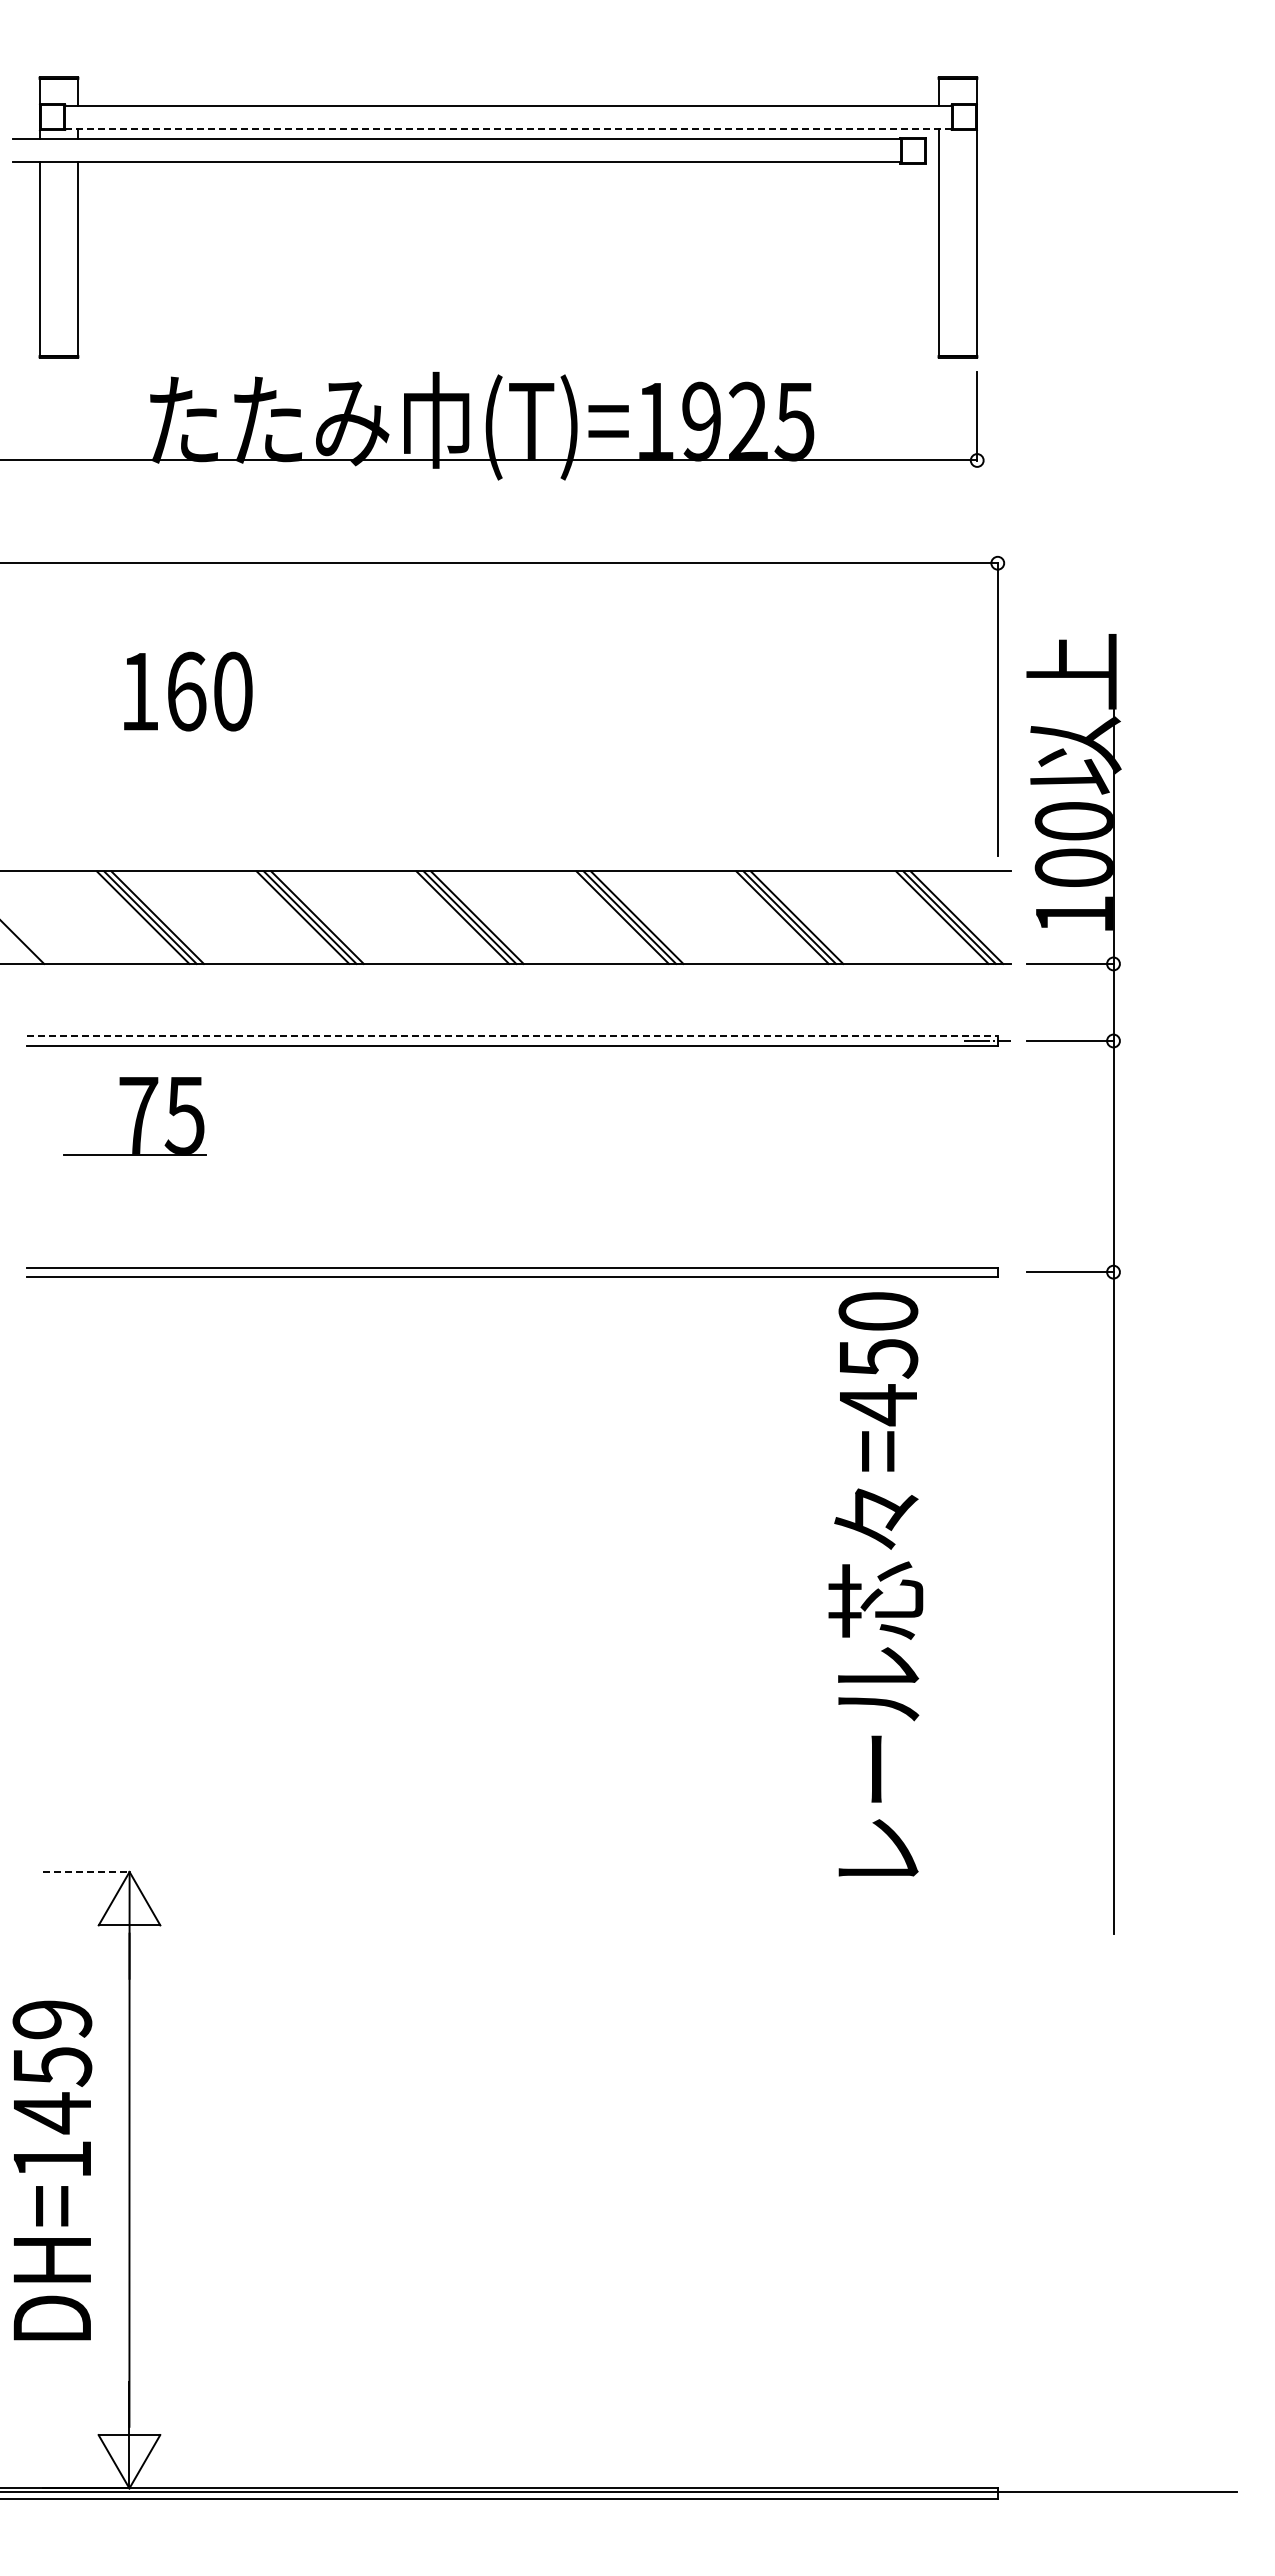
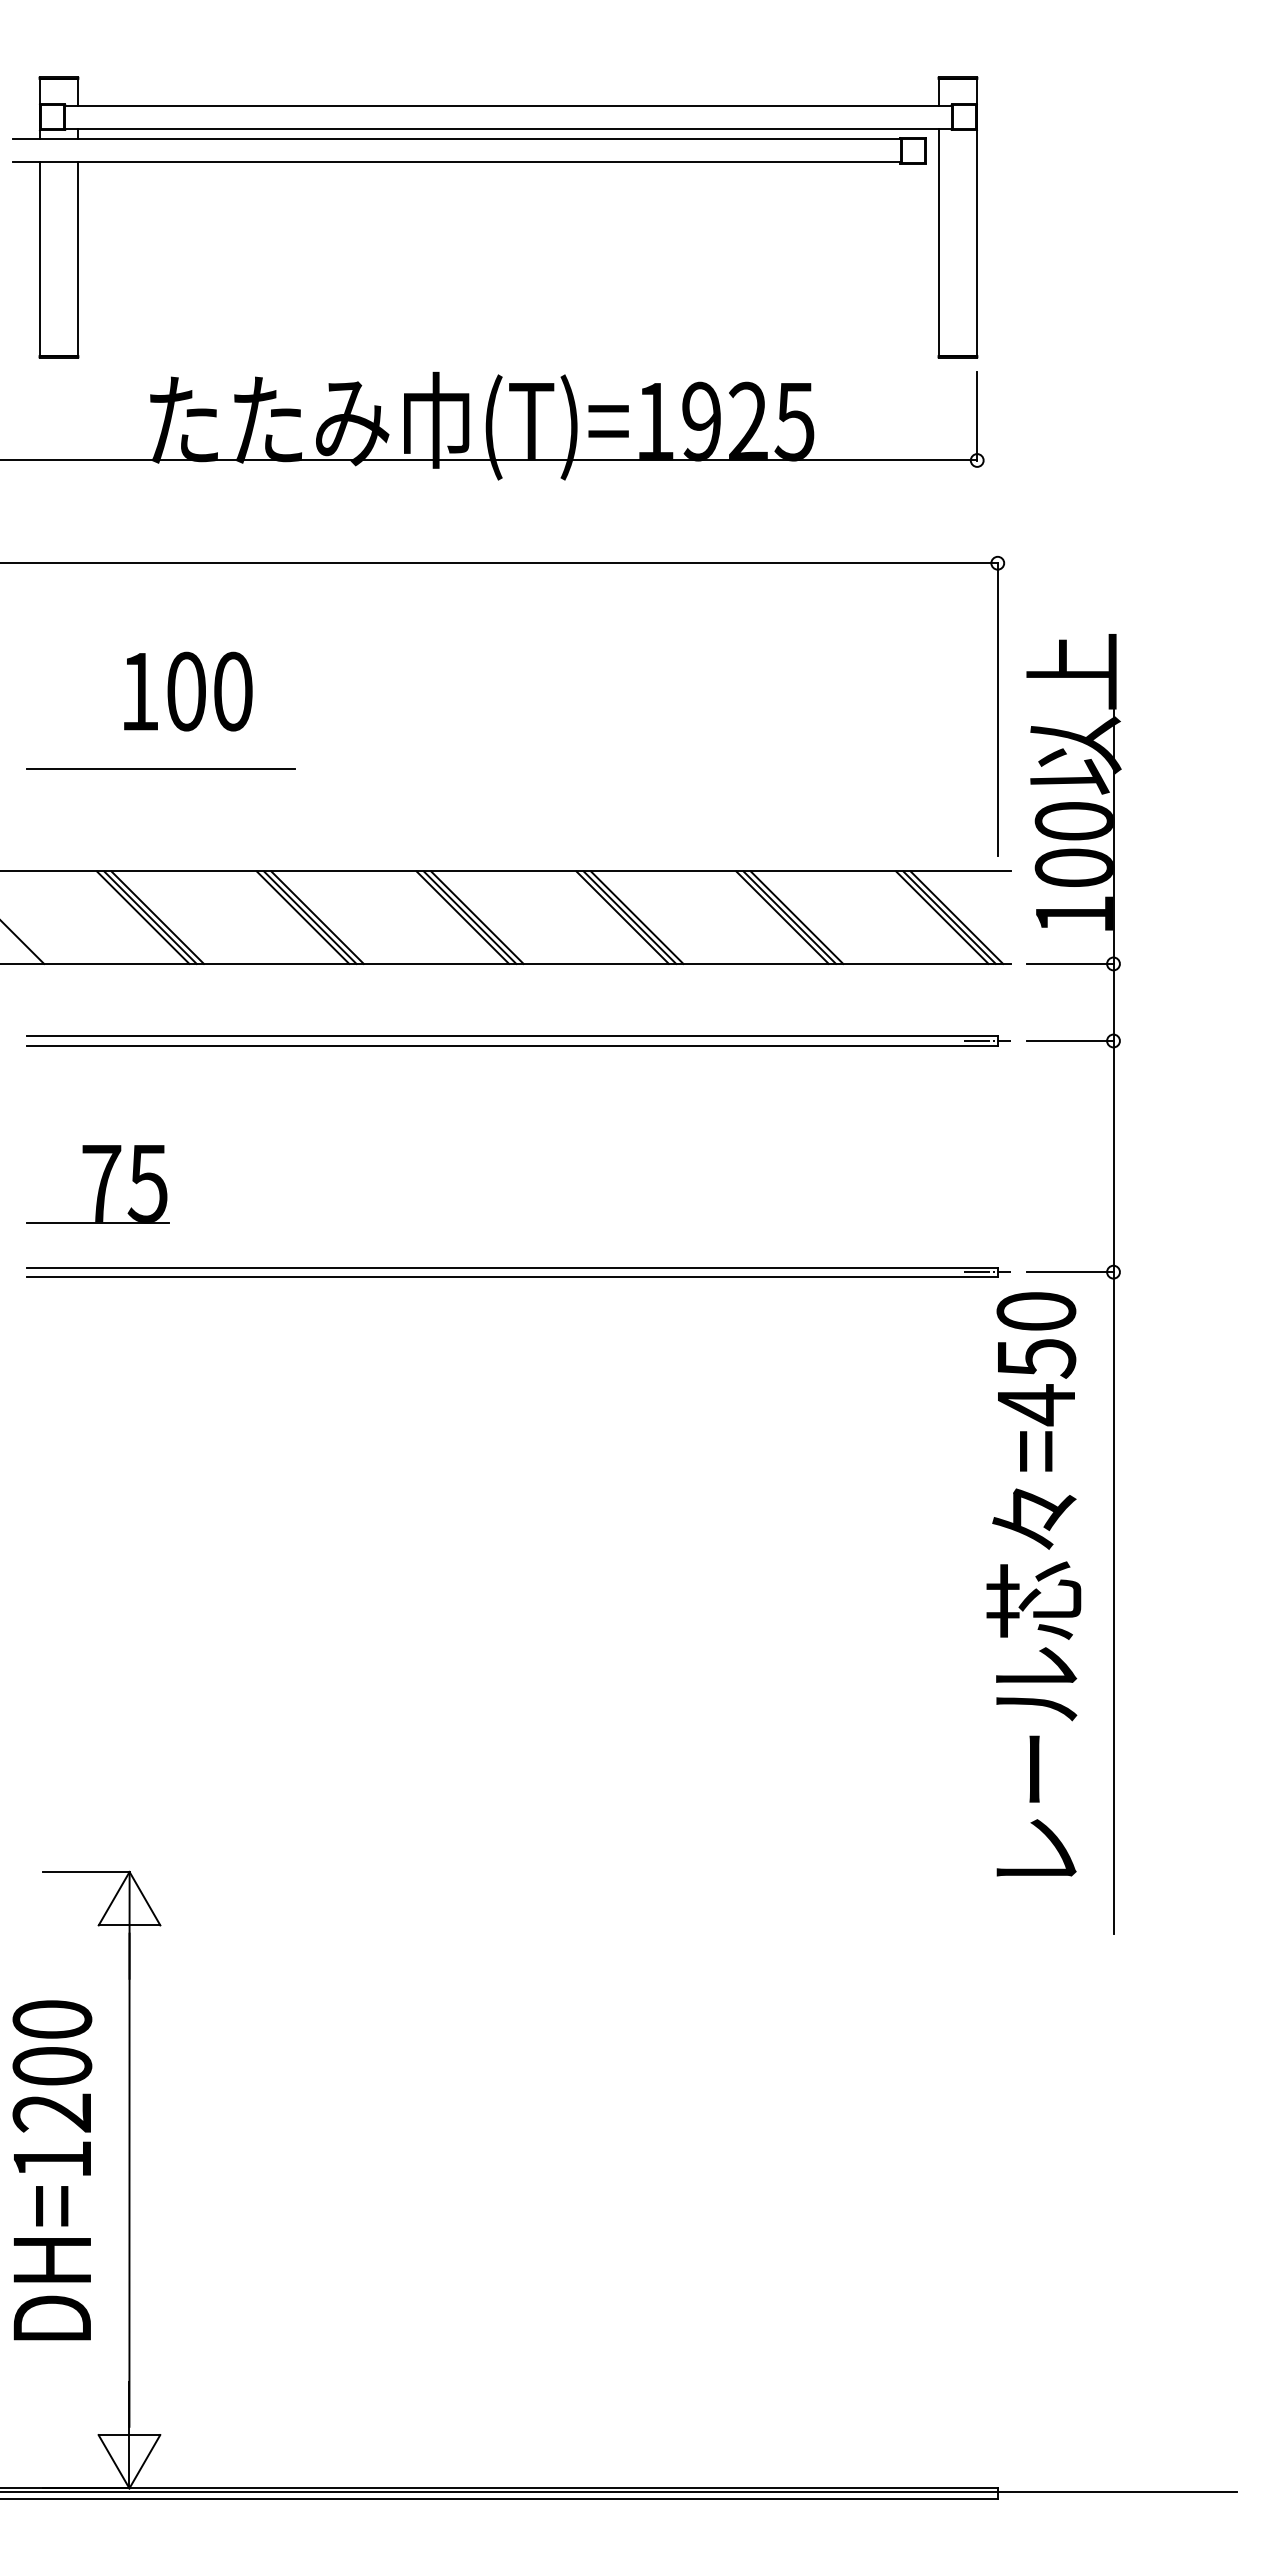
line: dashed -> solid (508, 128)
text: 160 -> 100 (186, 691)
line: none -> present (160, 768)
line: dashed -> solid (512, 1036)
part position: (134, 1116) -> (97, 1184) (97, 1184)
line: none -> present (987, 1272)
text position: (875, 1584) -> (1033, 1584) (1033, 1584)
line: dashed -> solid (86, 1871)
text: DH=1459 -> DH=1200 (52, 2067)
